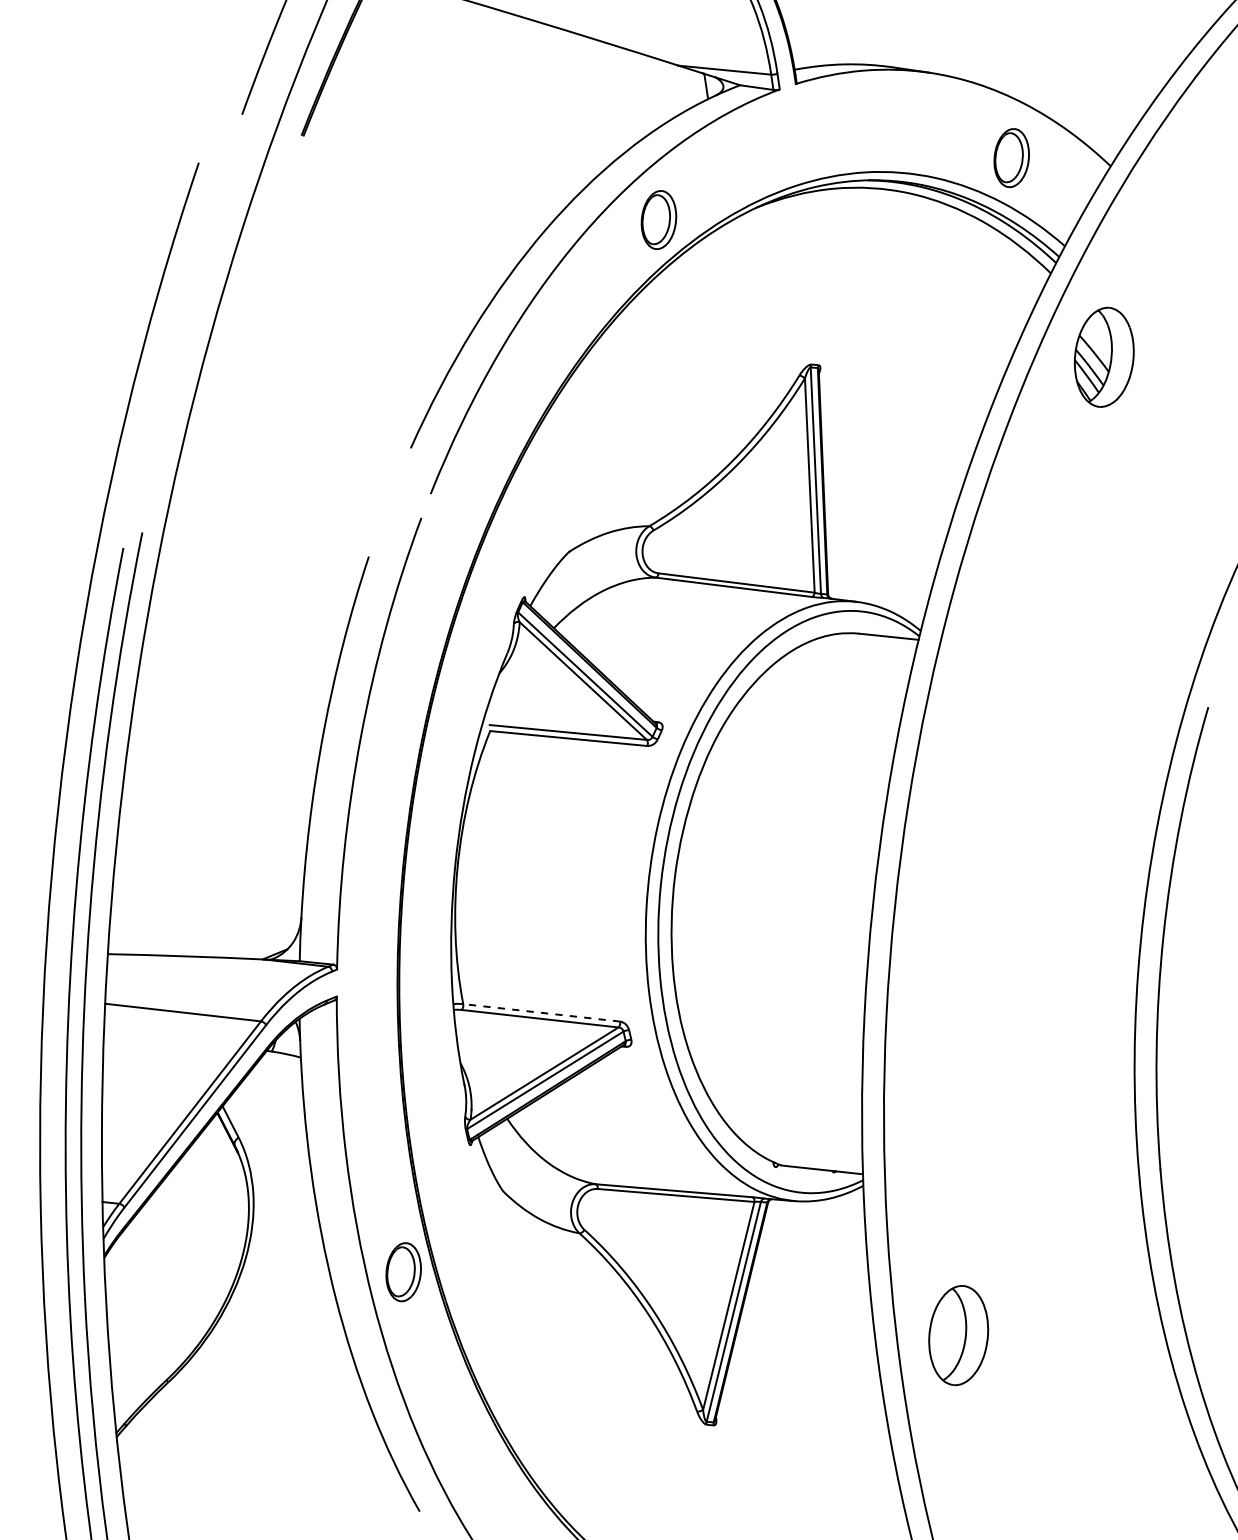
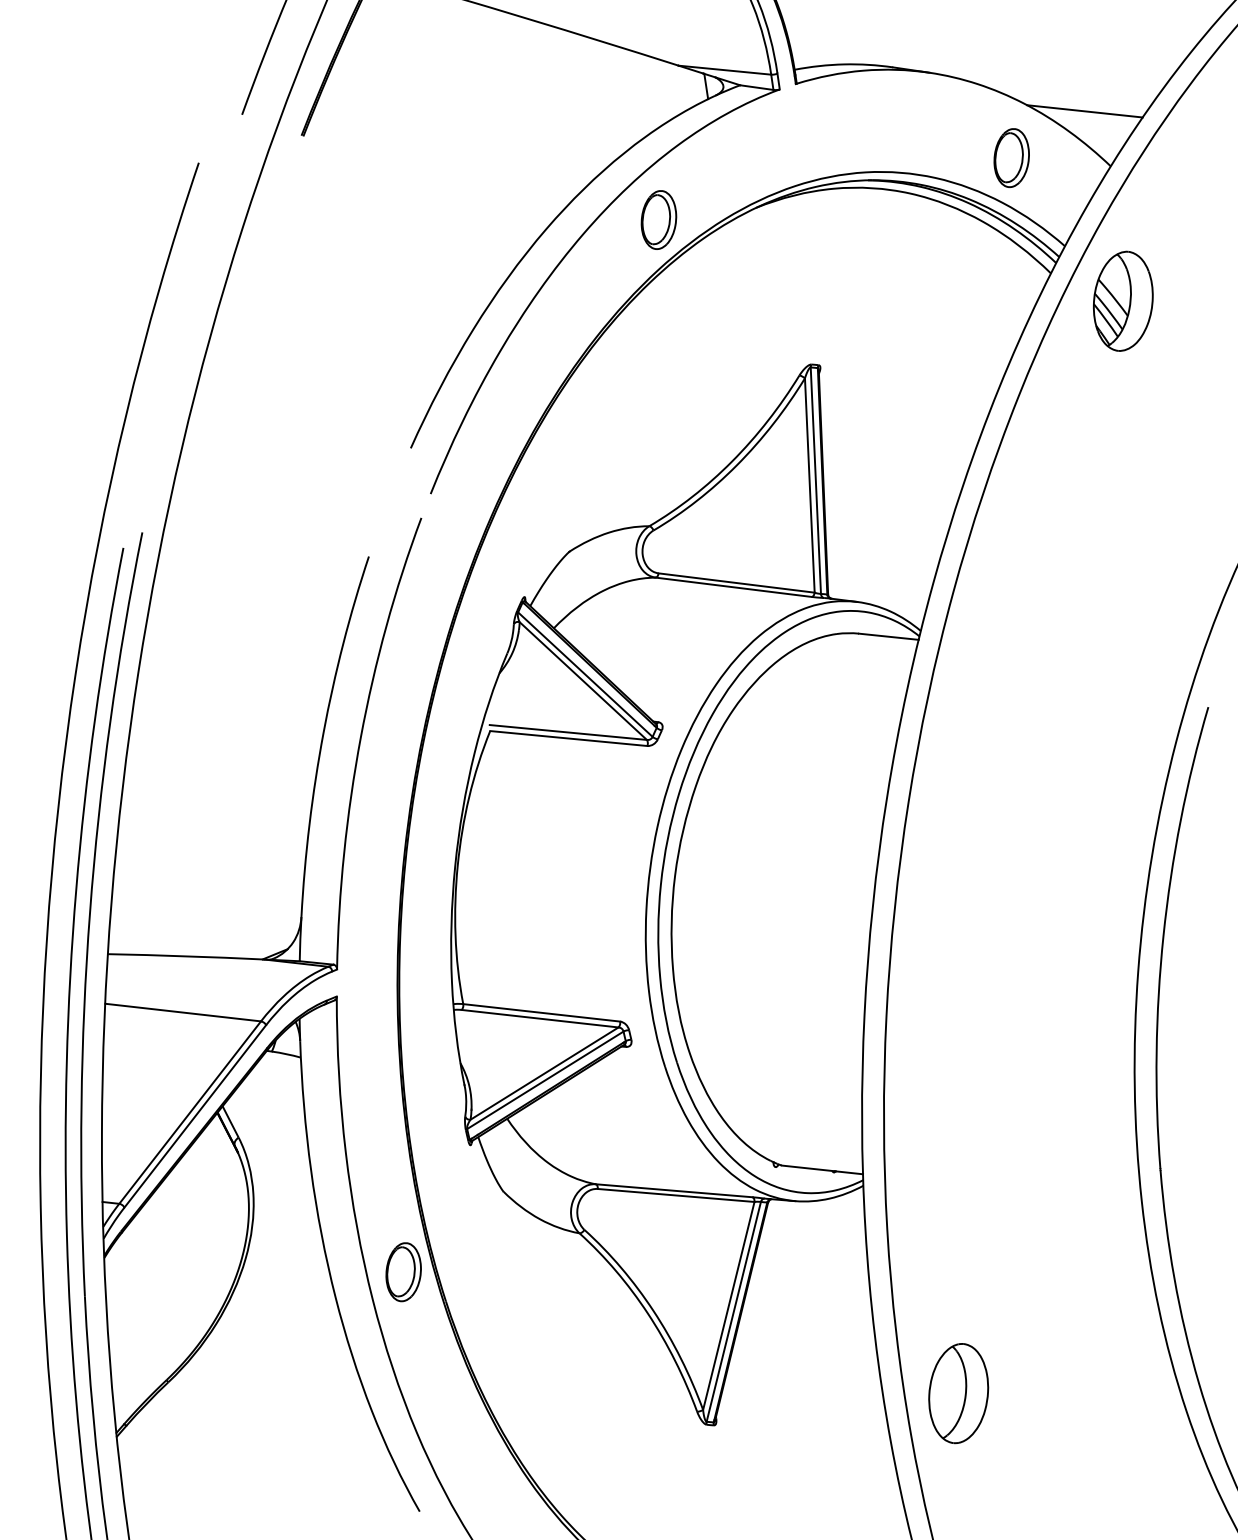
line: none -> present (1084, 111)
part position: (1104, 356) -> (1123, 300) (1123, 300)
line: dashed -> solid (541, 1012)
part position: (958, 1335) -> (958, 1393) (958, 1393)
